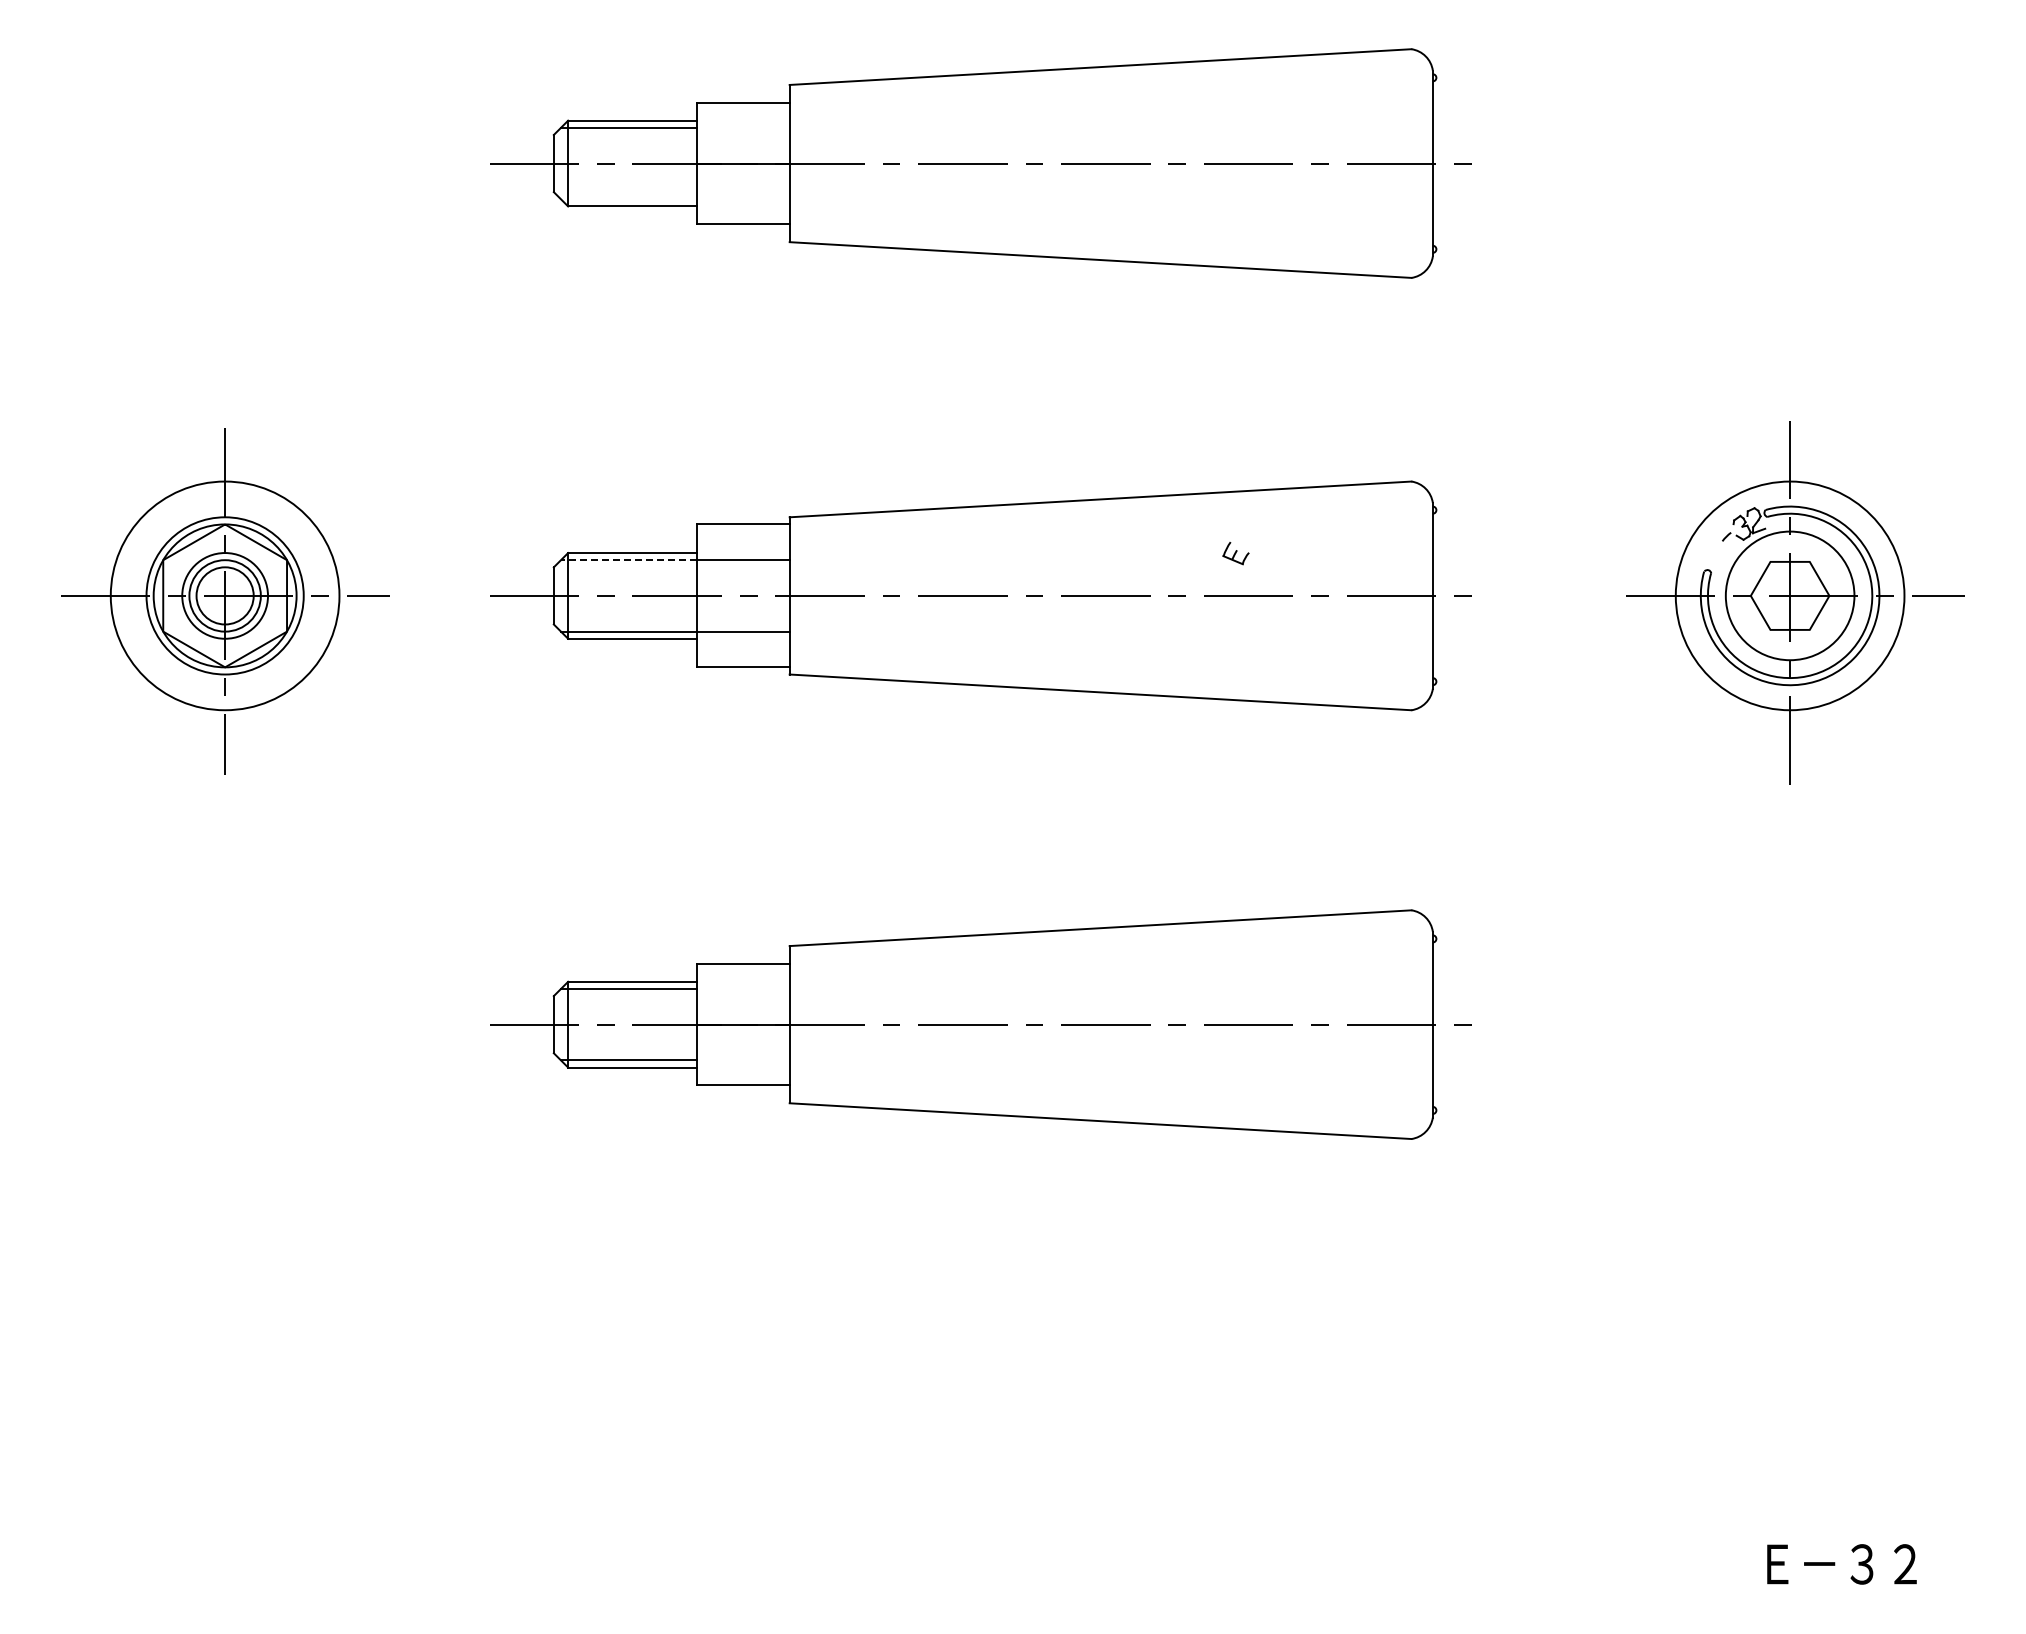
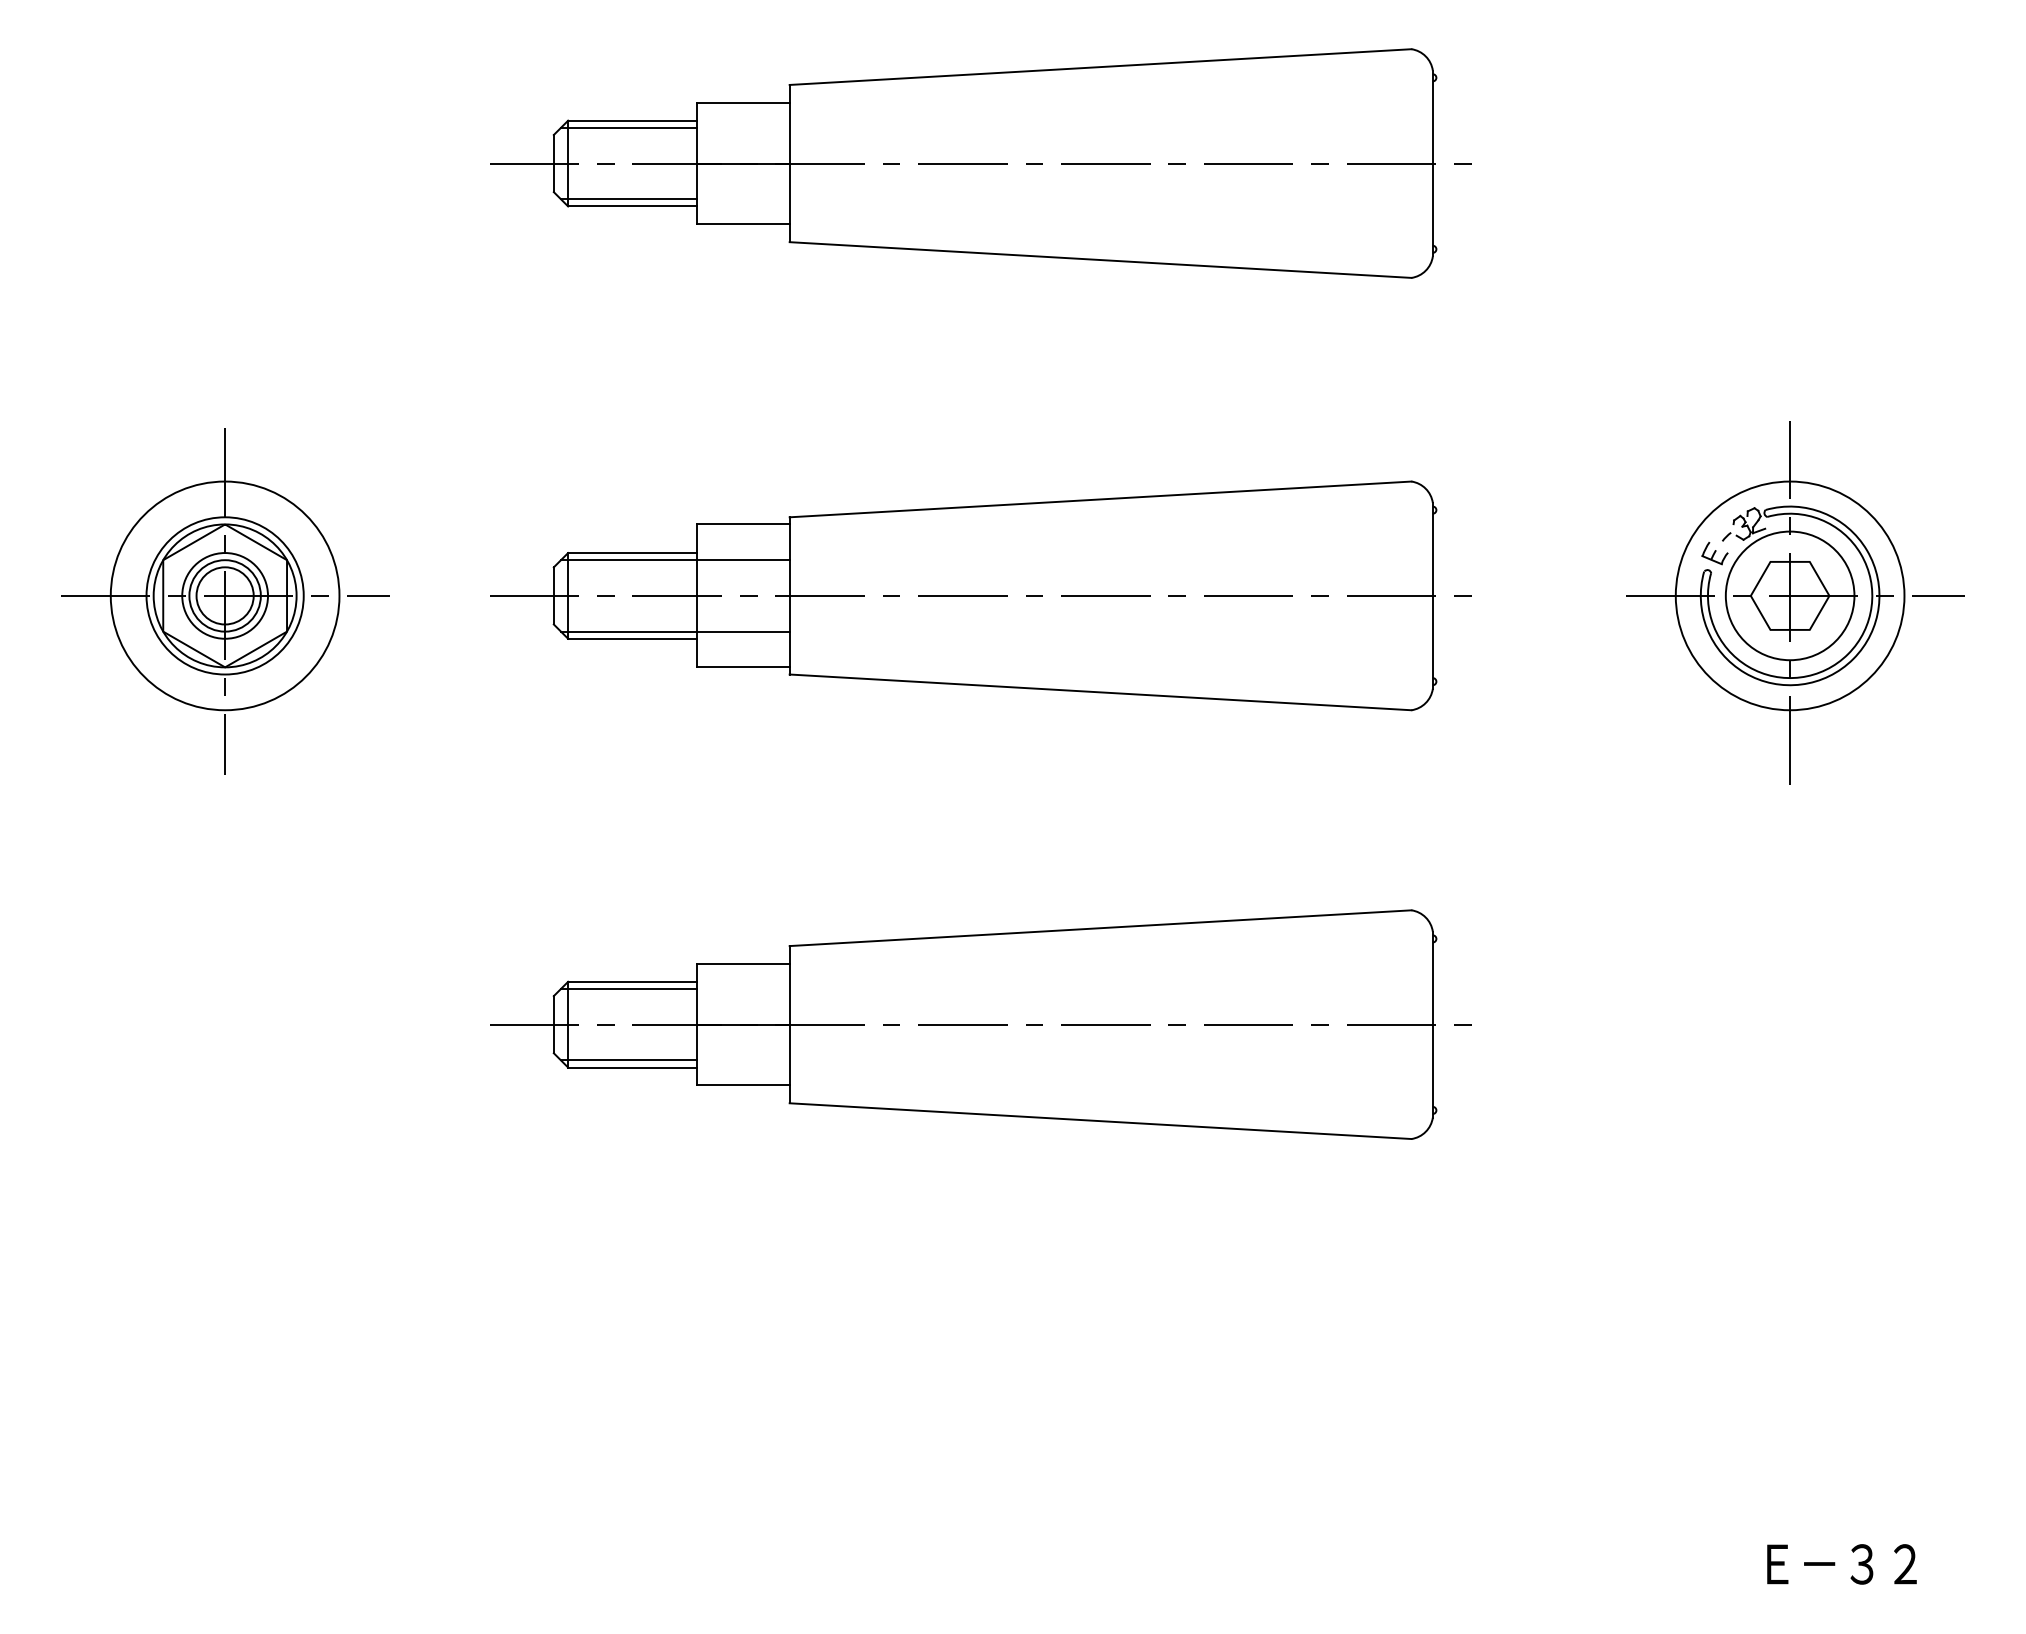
line: none -> present (628, 199)
part position: (1235, 553) -> (1714, 553) (1714, 553)
line: dashed -> solid (628, 560)
